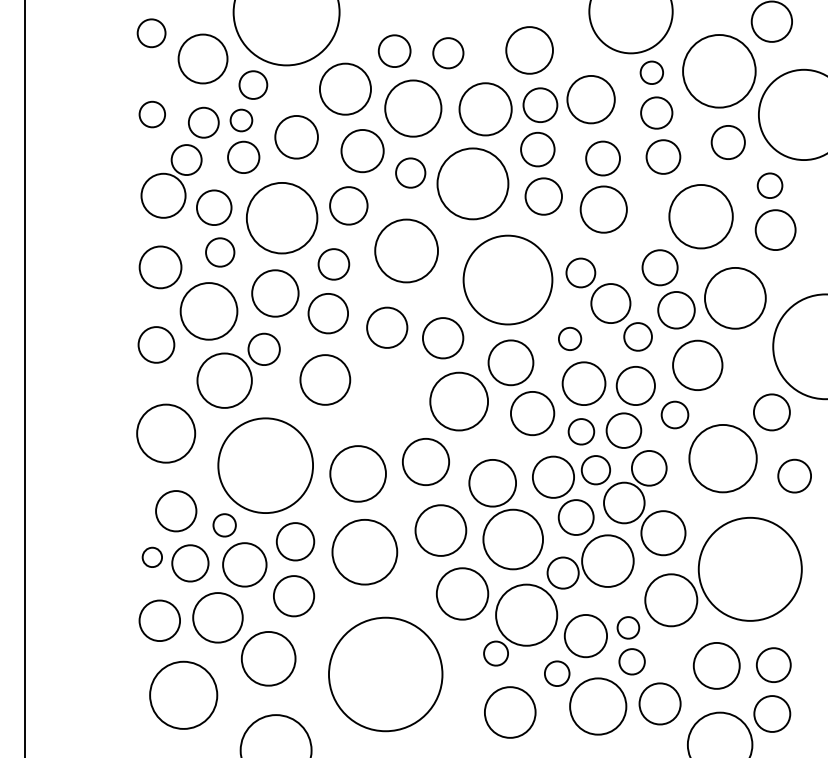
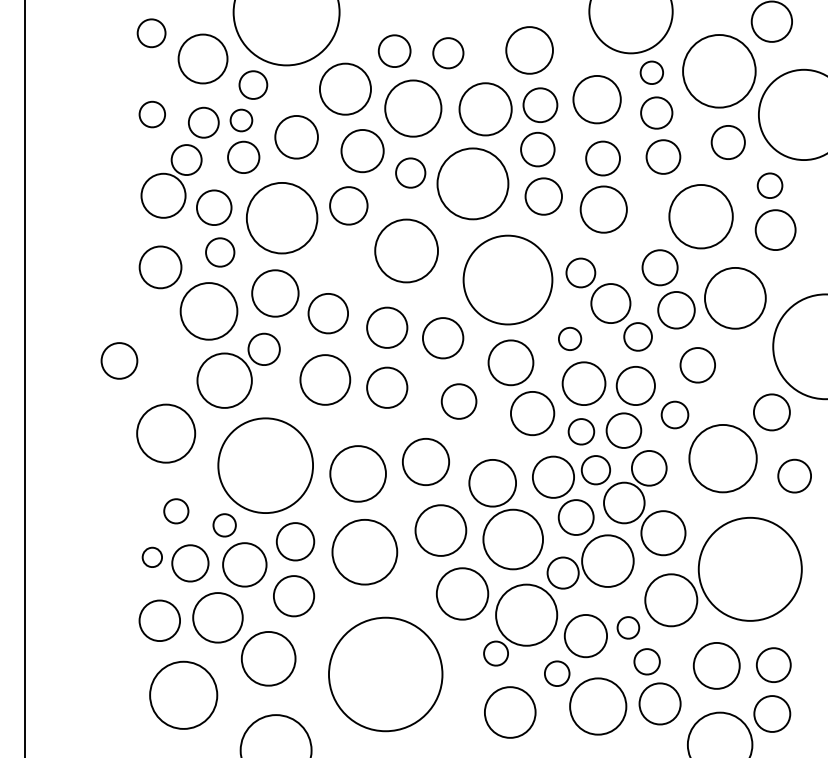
part position: (590, 99) -> (596, 99) (596, 99)
part: present -> none (333, 264)
part position: (156, 344) -> (119, 360) (119, 360)
part size: 52x52 px -> 37x37 px (697, 365)
part: none -> present (387, 387)
part size: 60x61 px -> 38x37 px (458, 401)
part size: 43x43 px -> 27x27 px (176, 511)
part position: (631, 661) -> (646, 661) (646, 661)
